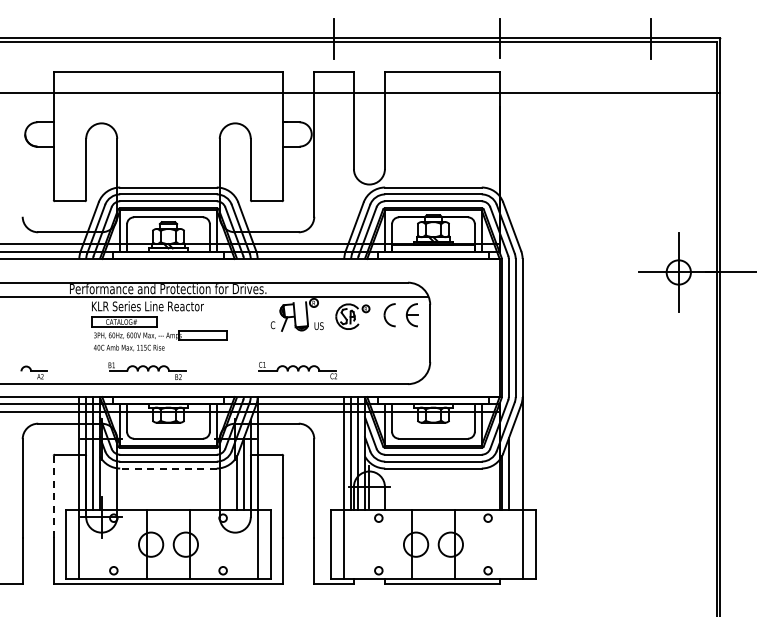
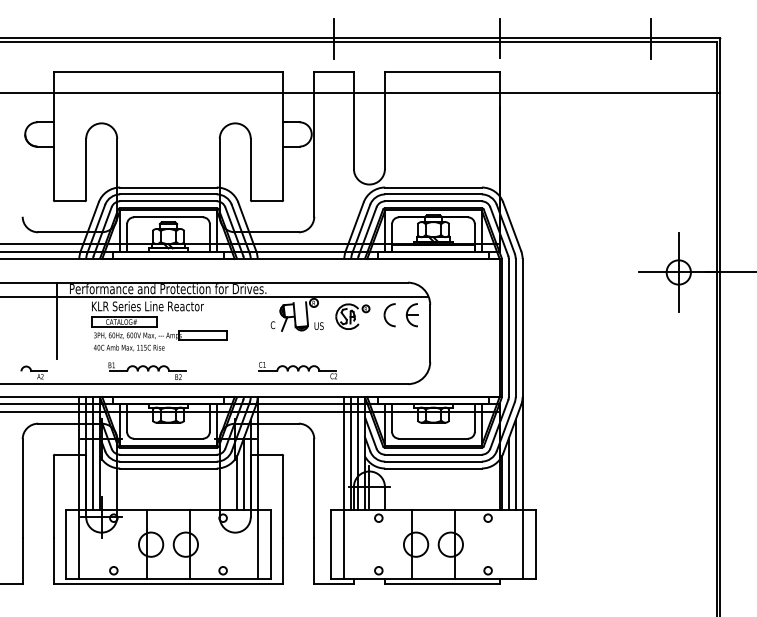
line: none -> present (57, 320)
line: none -> present (515, 464)
line: dashed -> solid (168, 468)
line: dashed -> solid (53, 496)
